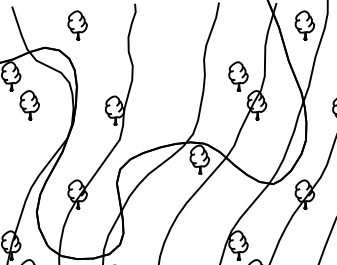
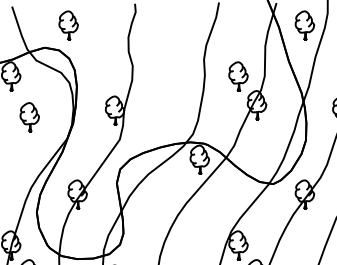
part position: (77, 25) -> (68, 25) (68, 25)
part position: (29, 105) -> (29, 117) (29, 117)
